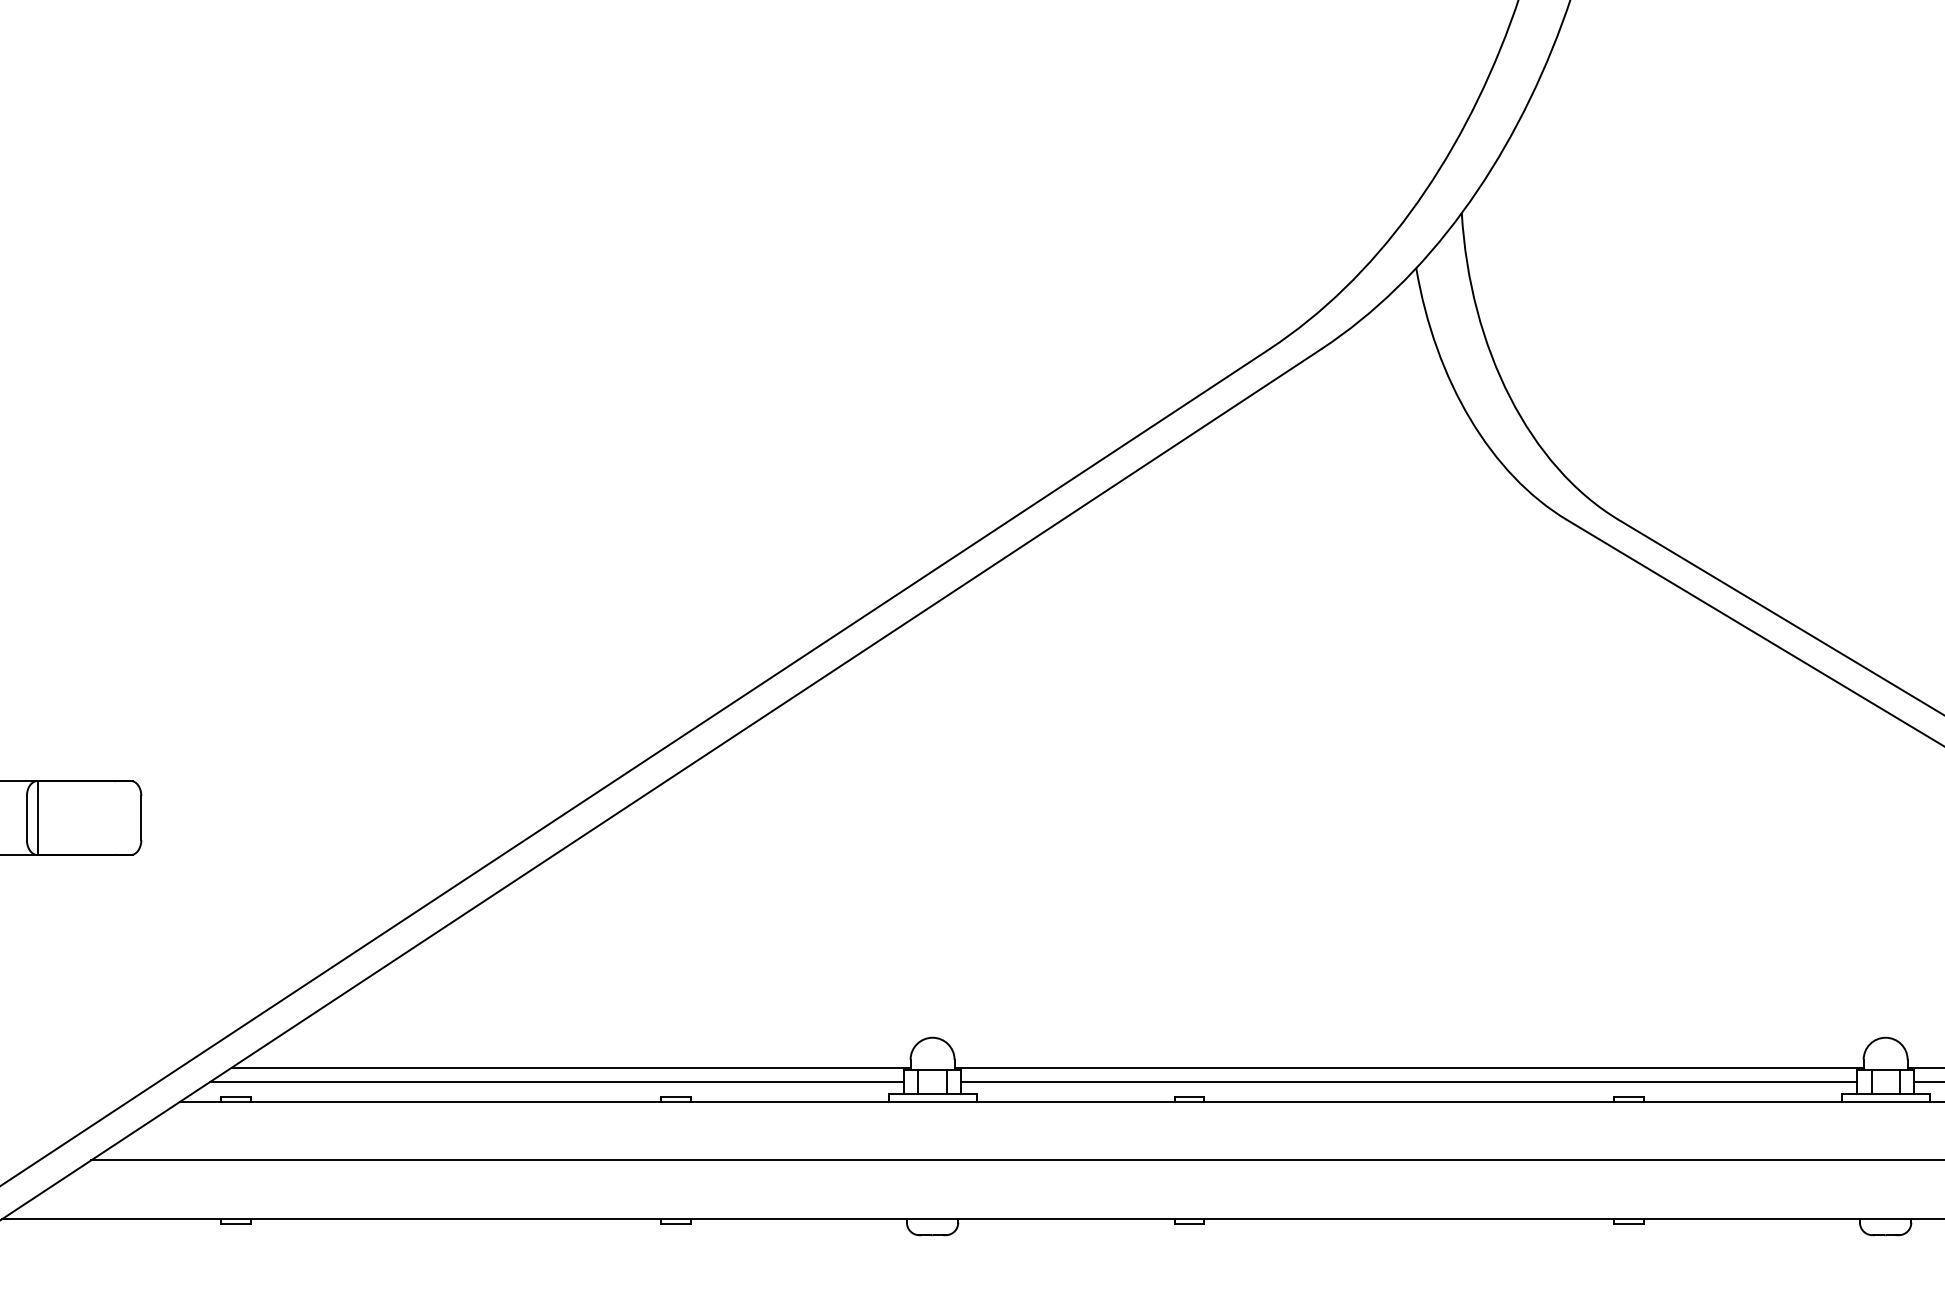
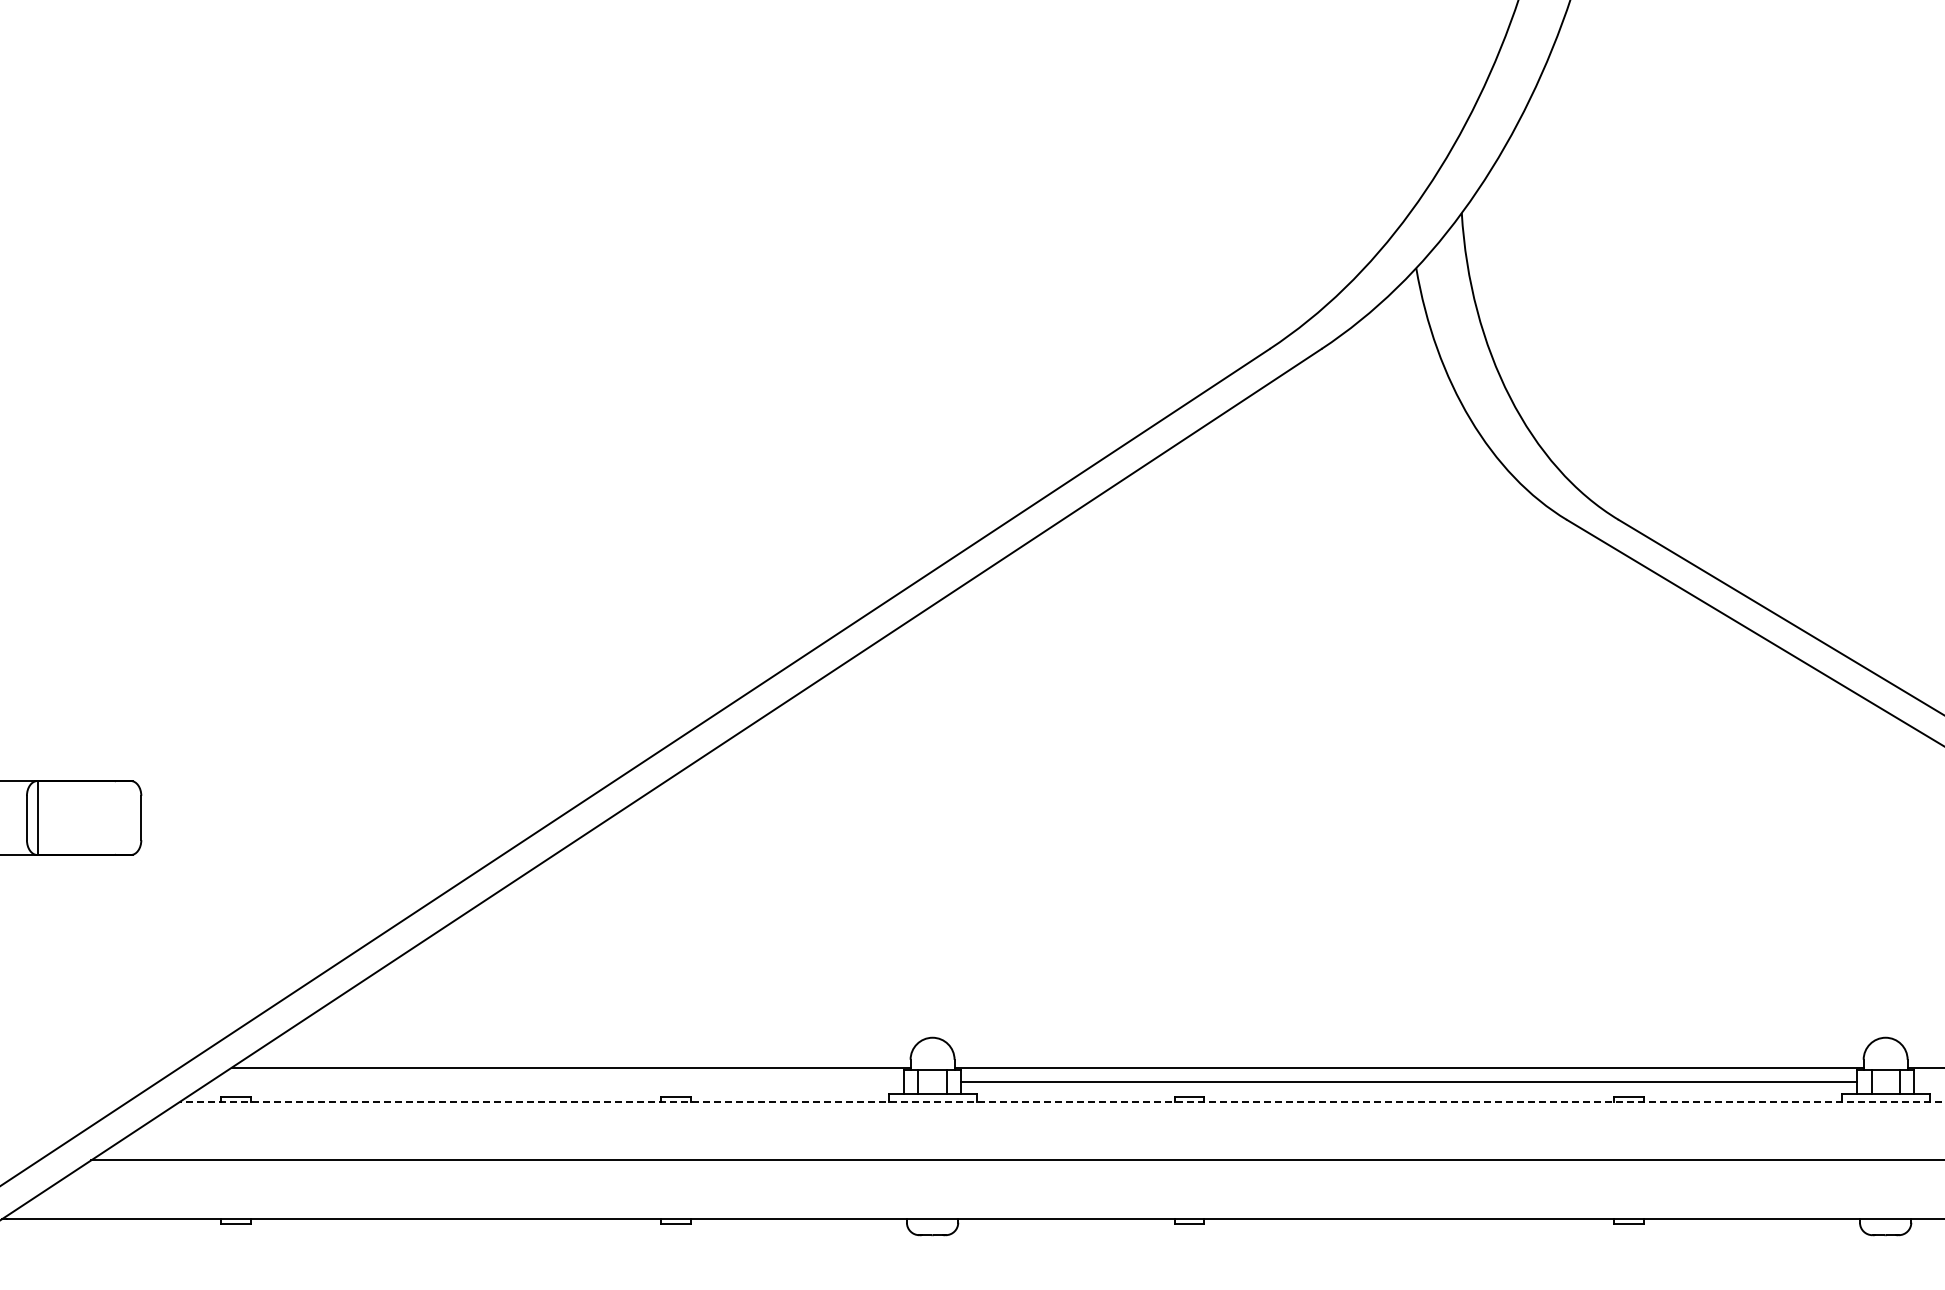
line: present -> none (556, 1082)
line: present -> none (1927, 1082)
line: solid -> dashed (1061, 1101)
